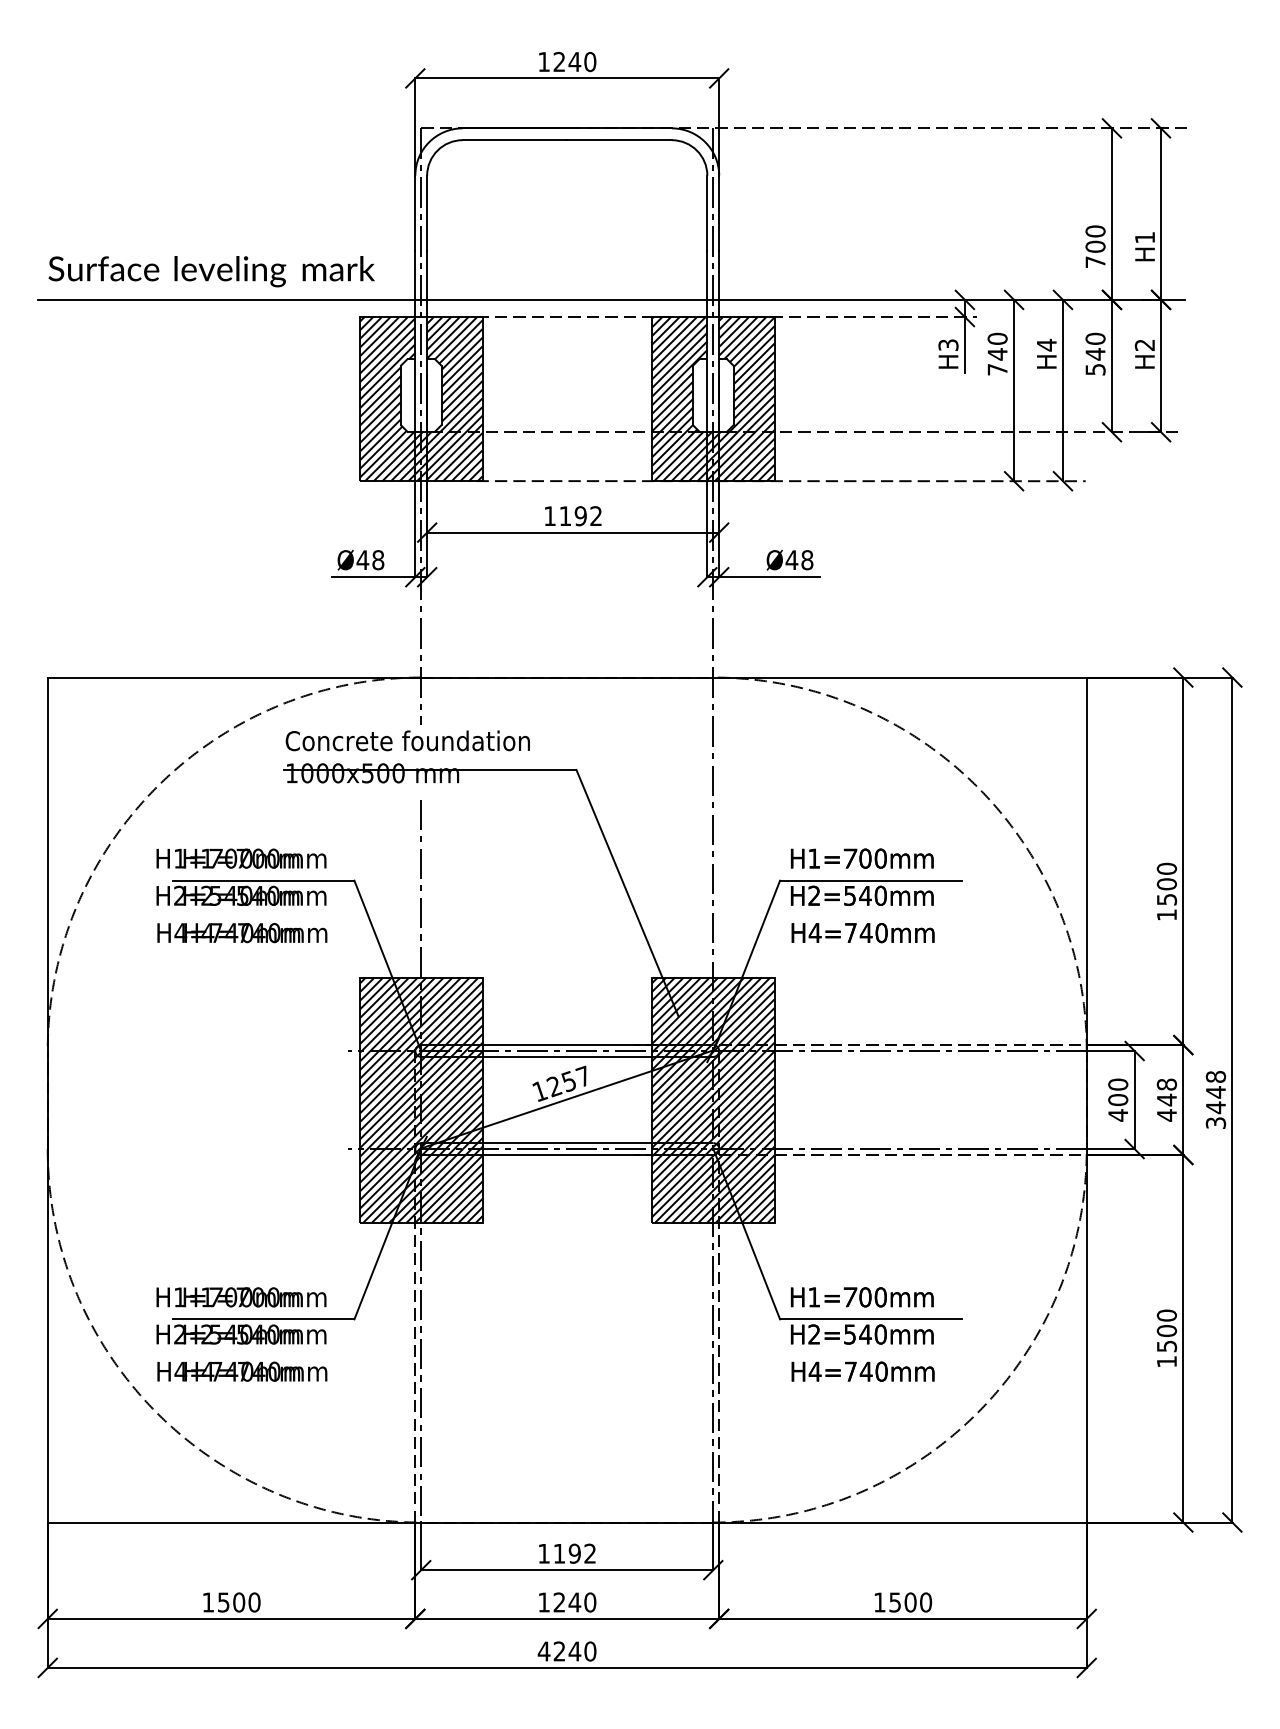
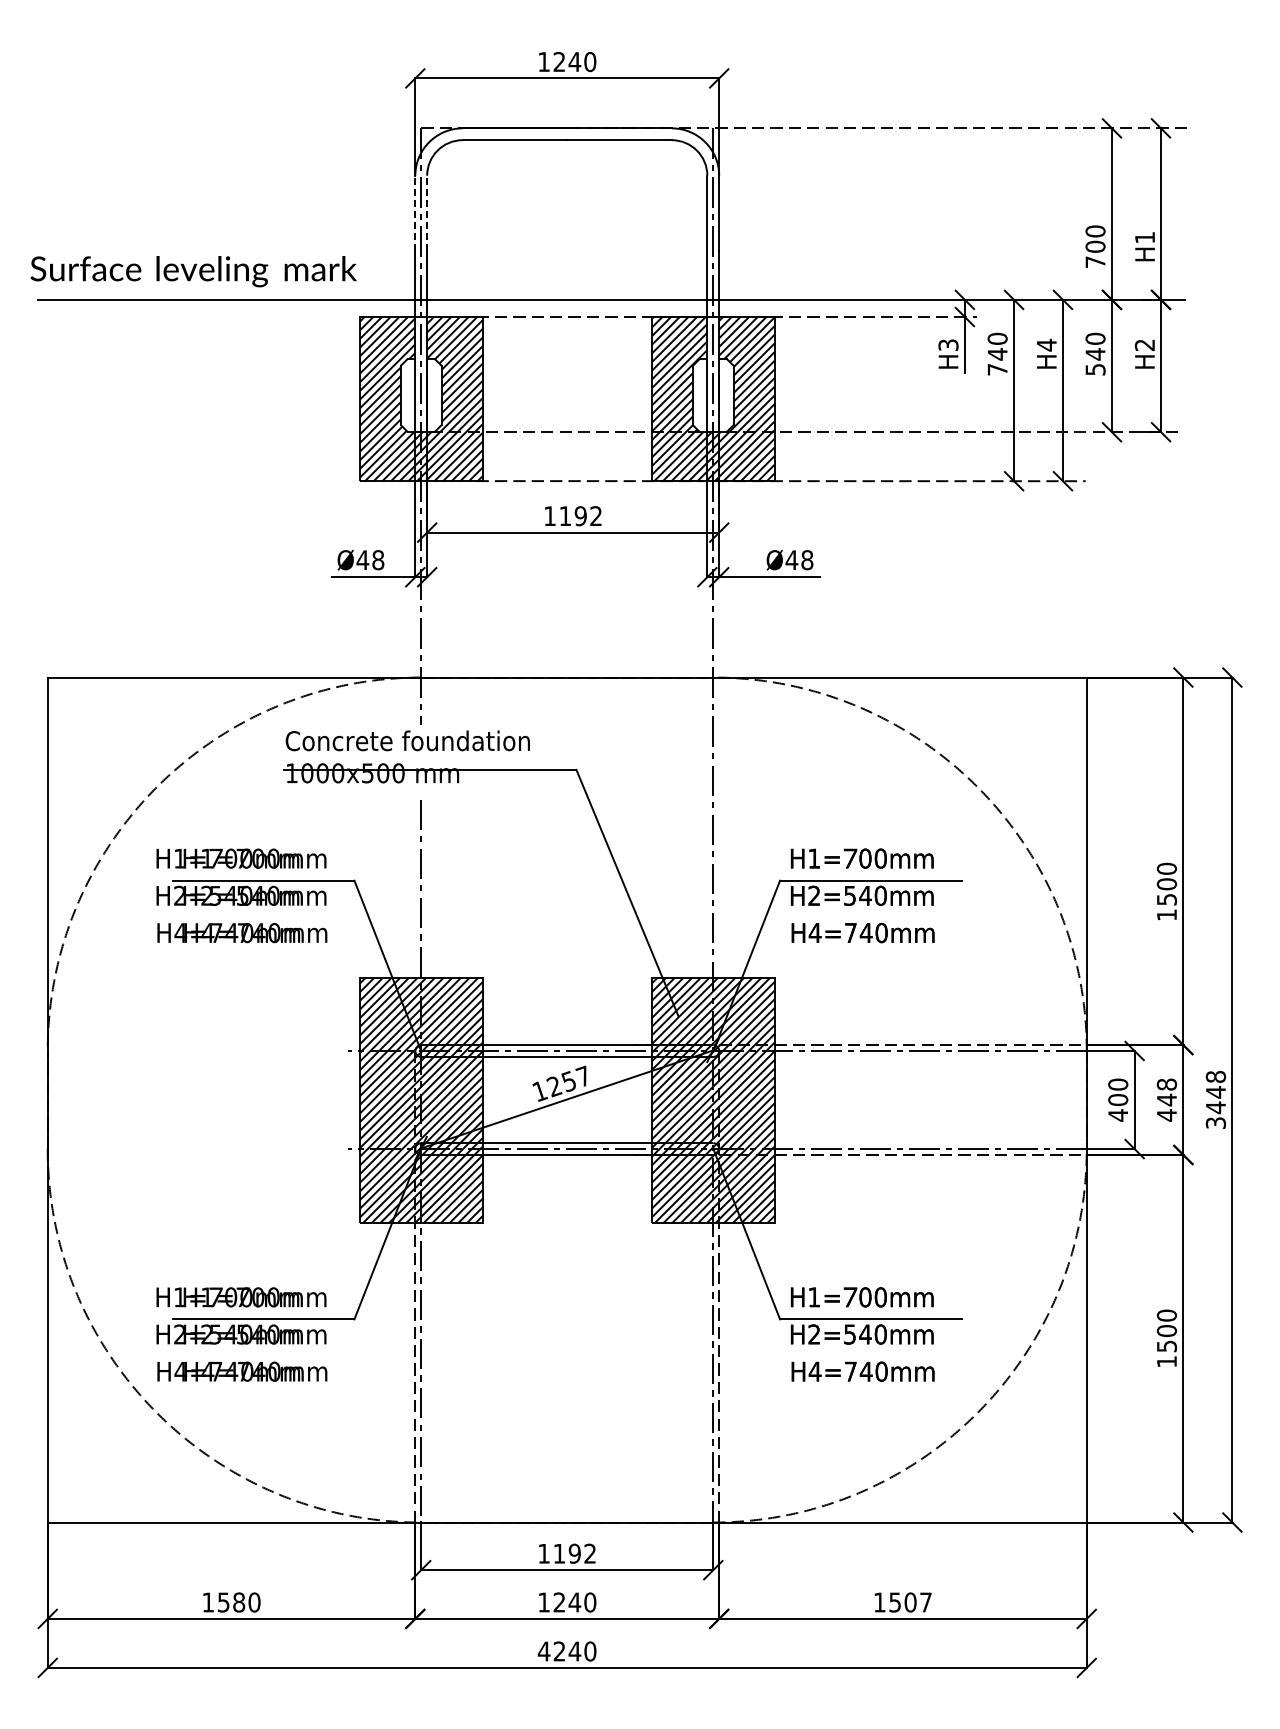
line: solid -> dashed (415, 213)
line: solid -> dashed (427, 213)
text position: (211, 271) -> (193, 271) (193, 271)
text: 1500 -> 1580 (239, 1602)
text: 1500 -> 1507 (926, 1602)
